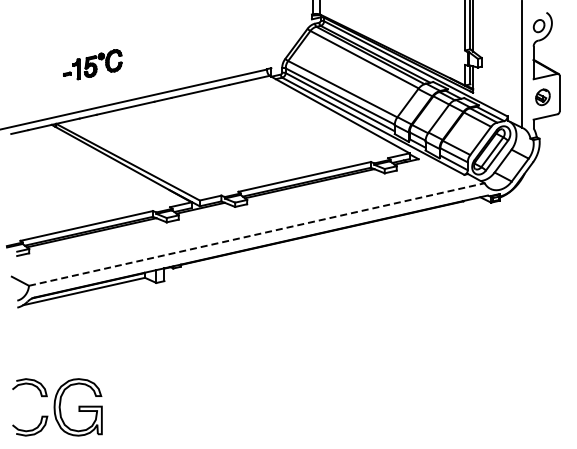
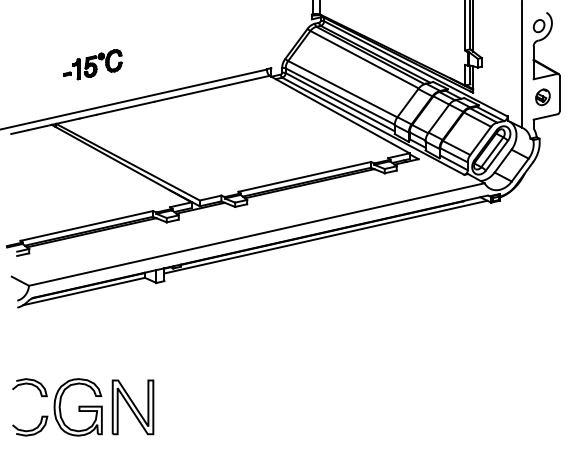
line: dashed -> solid (256, 234)
line: none -> present (325, 236)
part: none -> present (132, 407)
